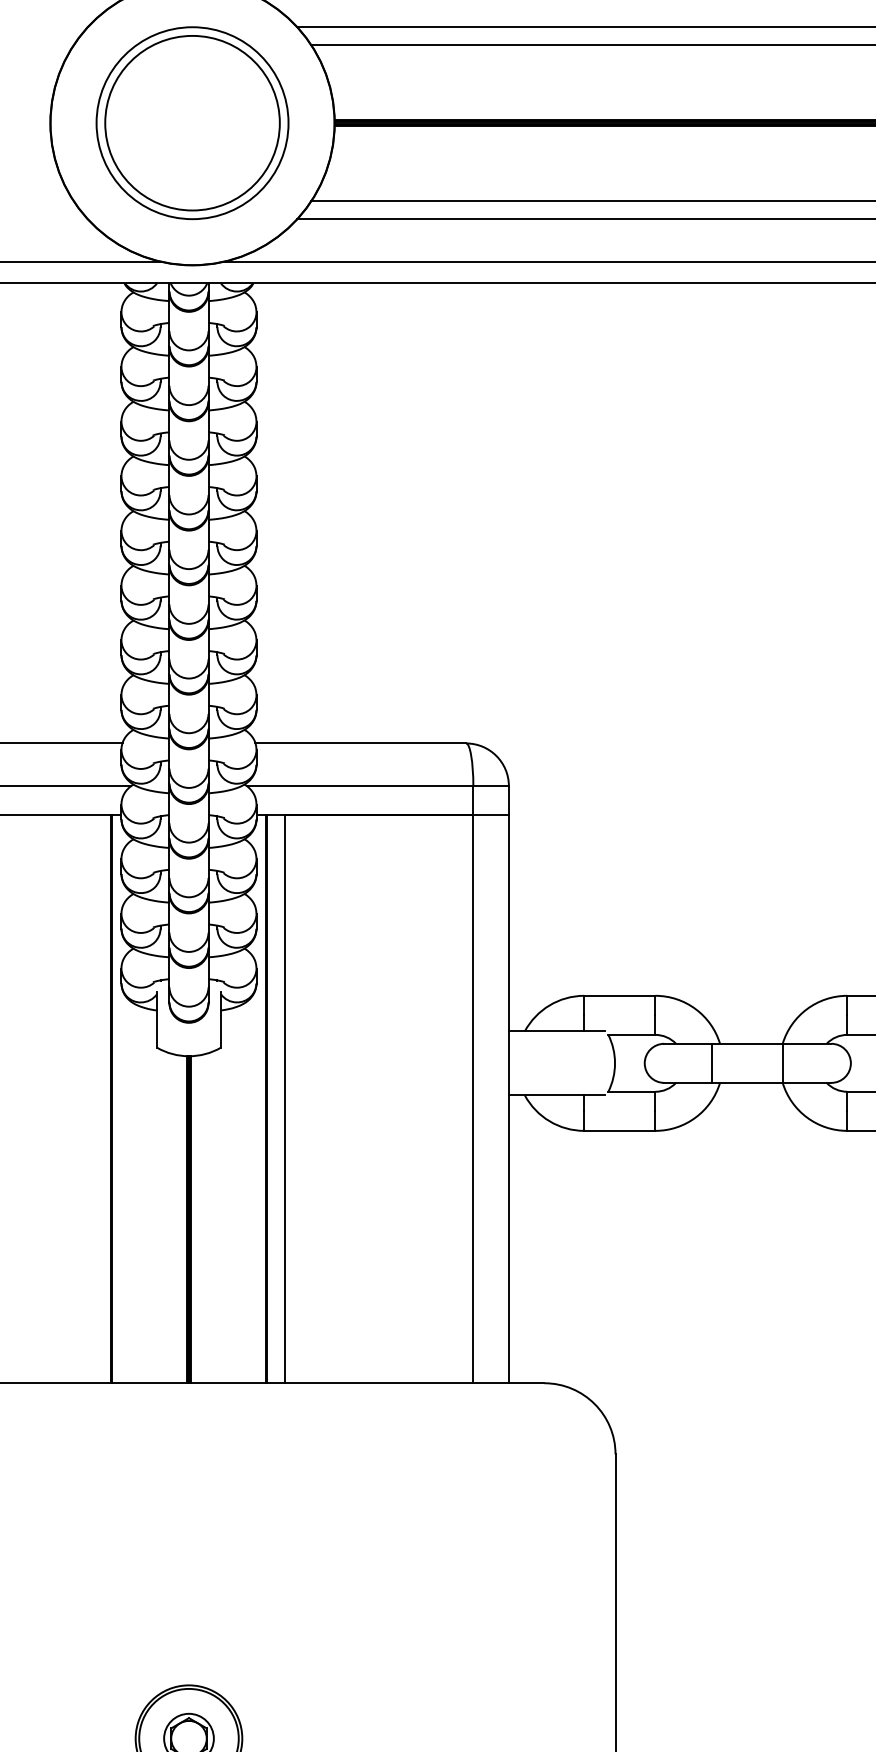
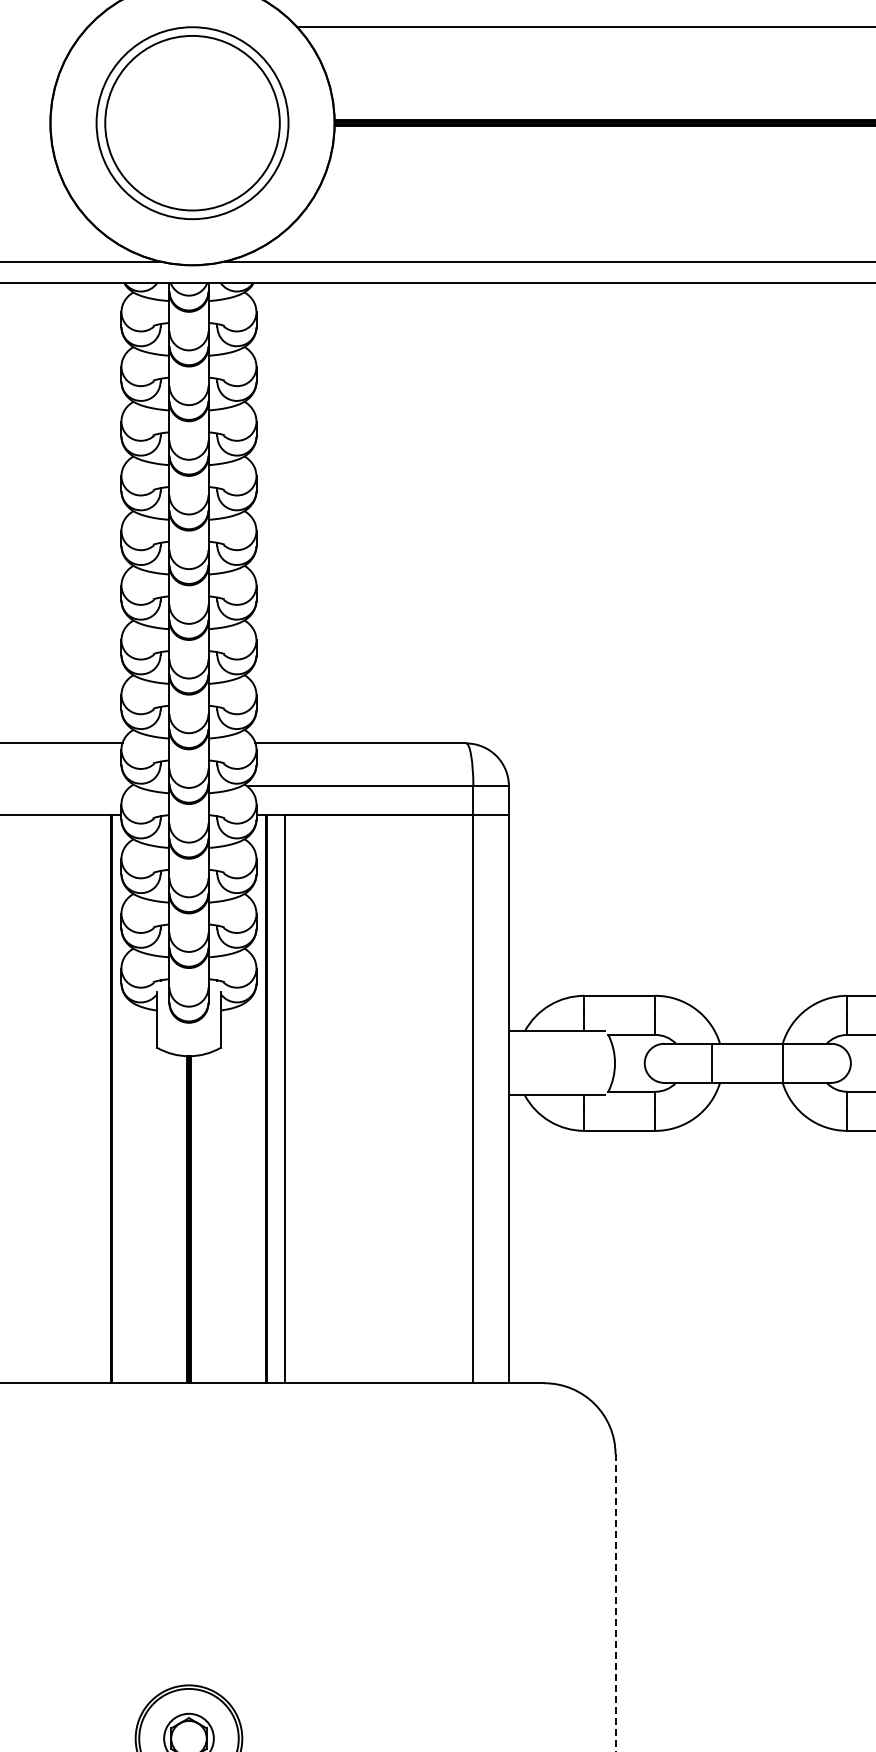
line: present -> none (591, 44)
line: present -> none (591, 201)
line: present -> none (584, 219)
line: present -> none (66, 786)
line: solid -> dashed (615, 1603)
